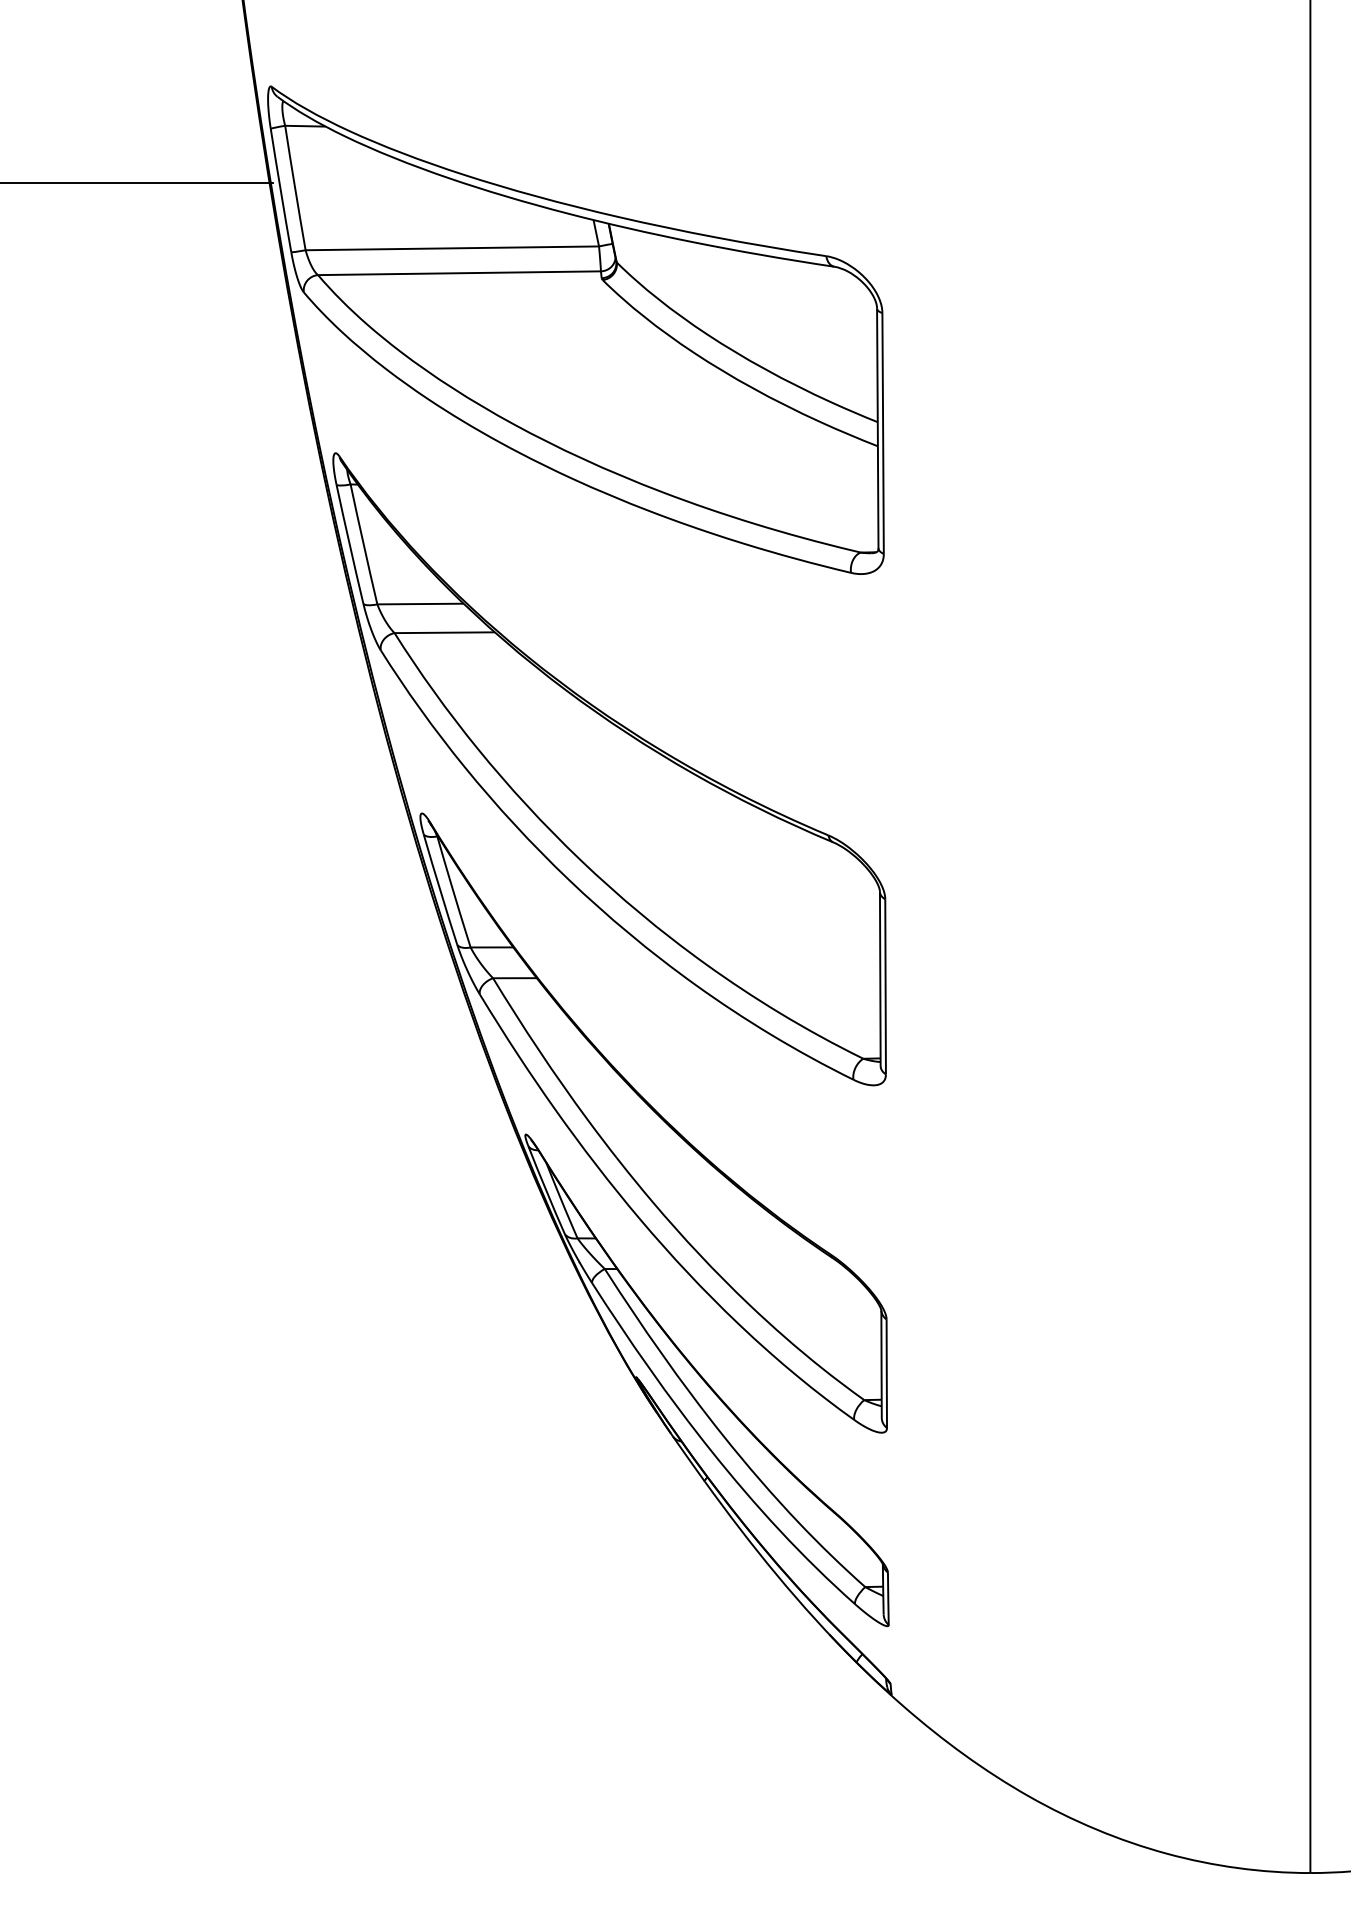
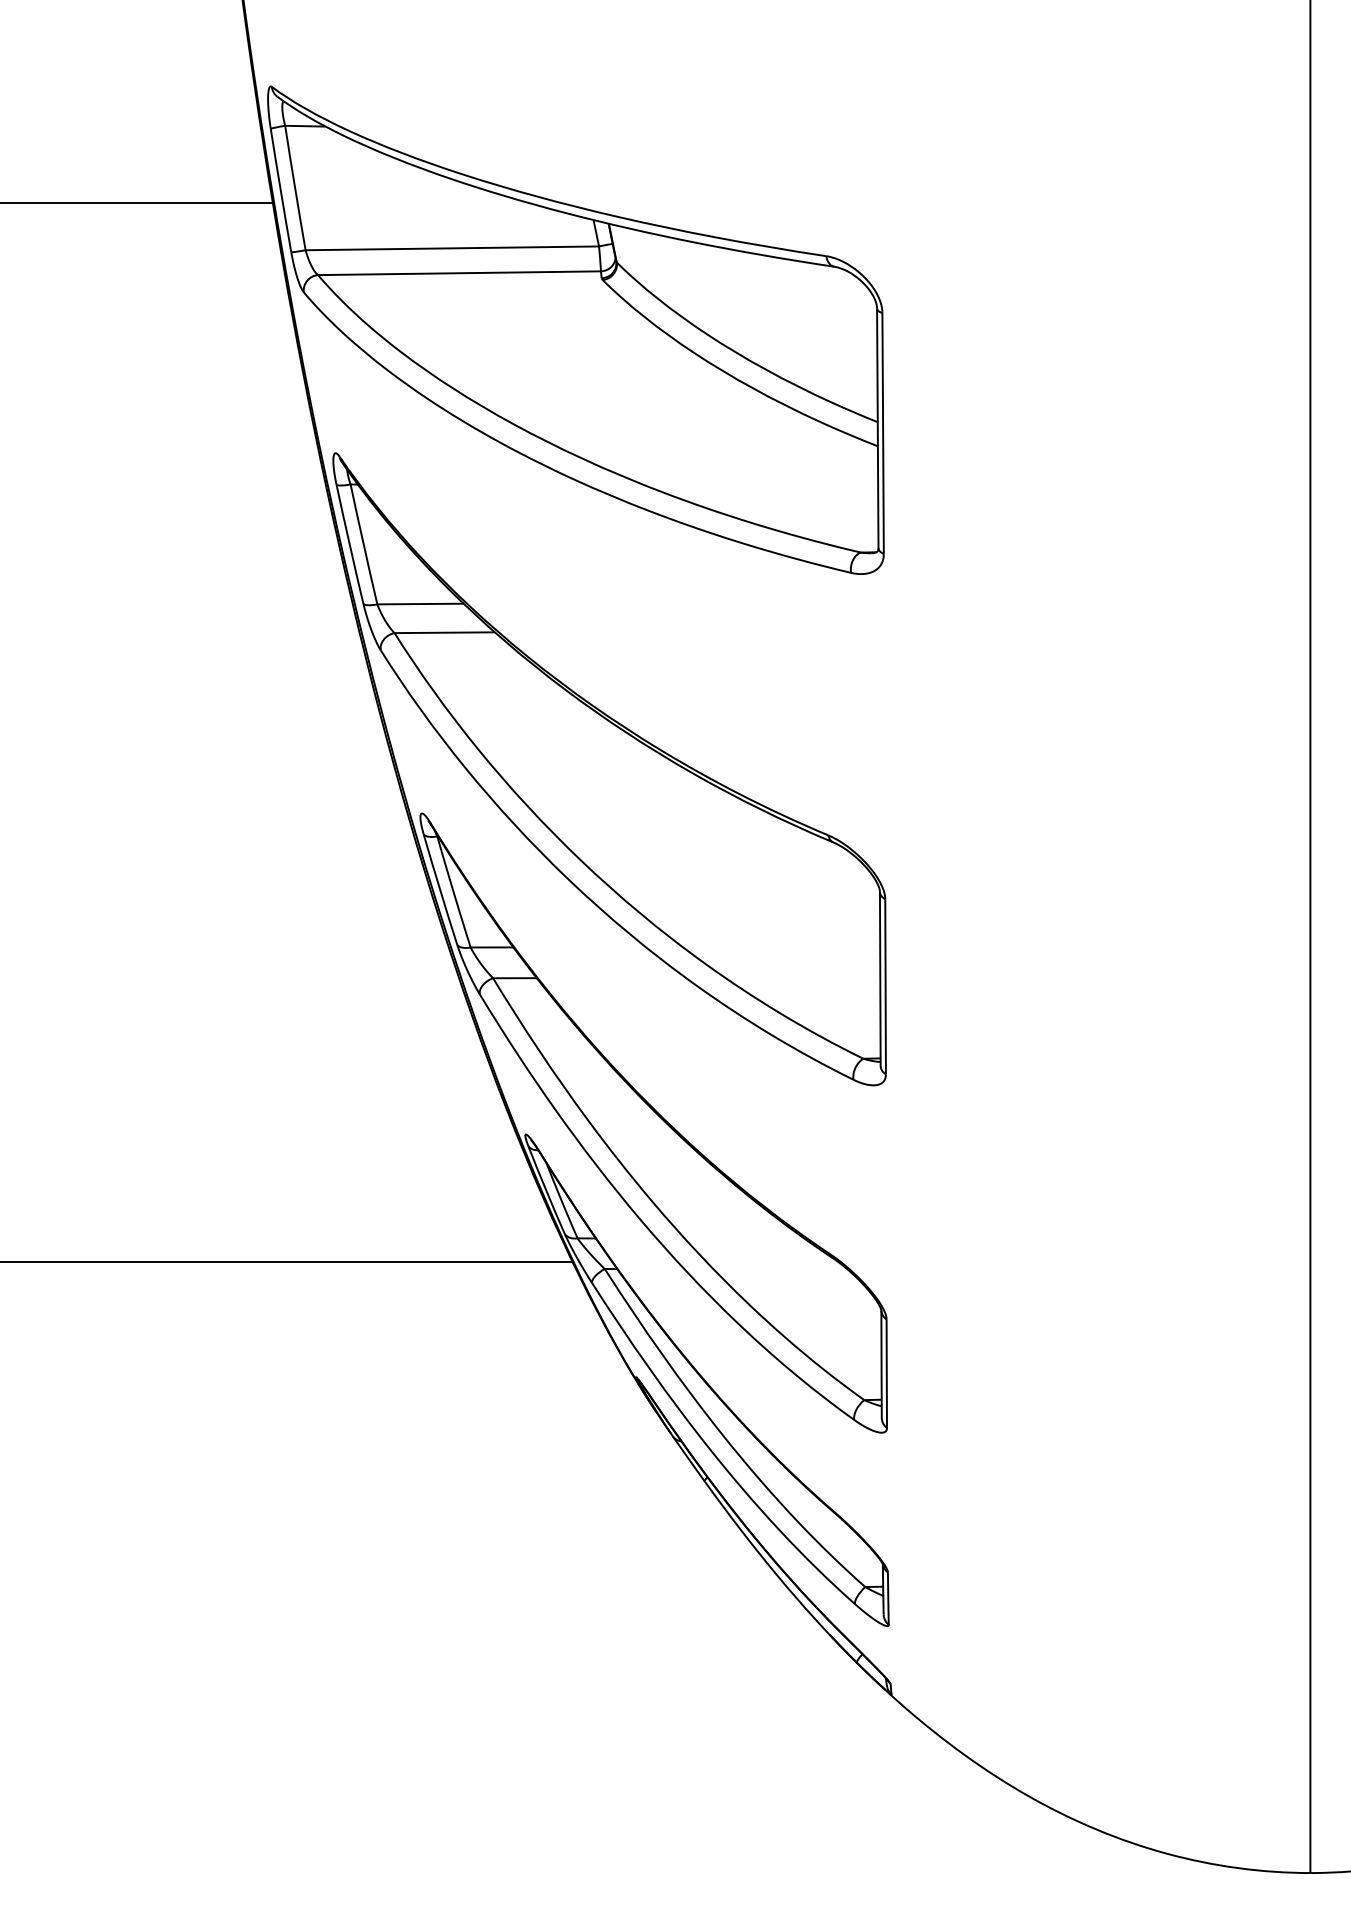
line position: (137, 182) -> (137, 202) (137, 202)
line: none -> present (287, 1261)
